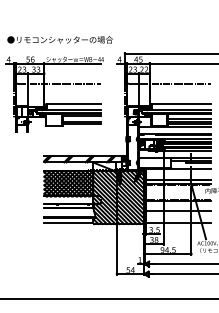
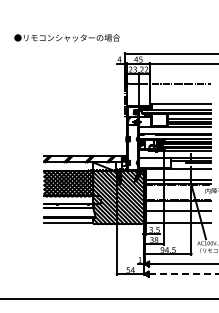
text position: (59, 39) -> (66, 37) (66, 37)
part: present -> none (54, 103)
line: solid -> dashed (184, 274)
